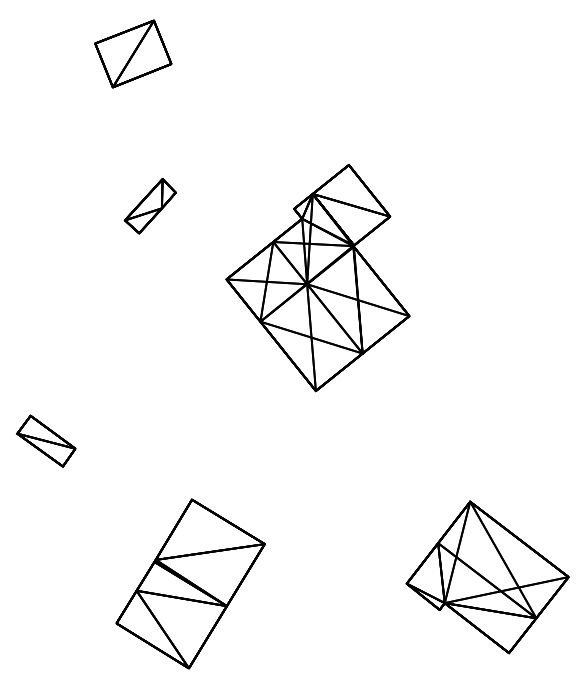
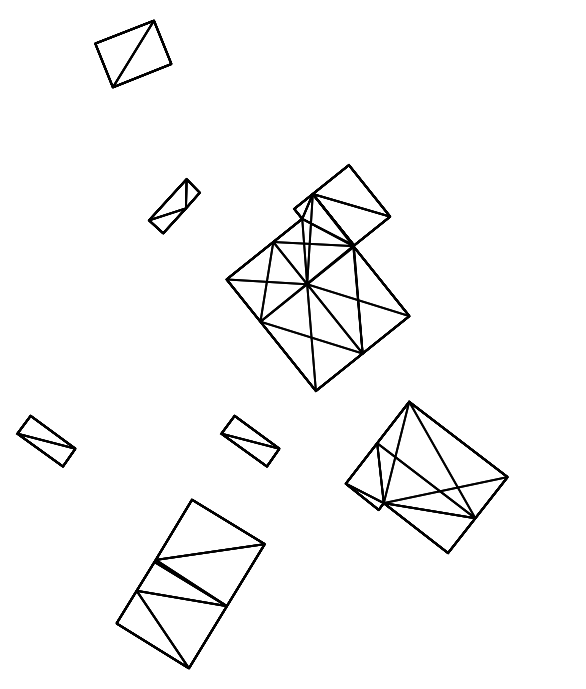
part position: (149, 206) -> (173, 206) (173, 206)
part: none -> present (250, 440)
part position: (487, 577) -> (426, 477) (426, 477)
